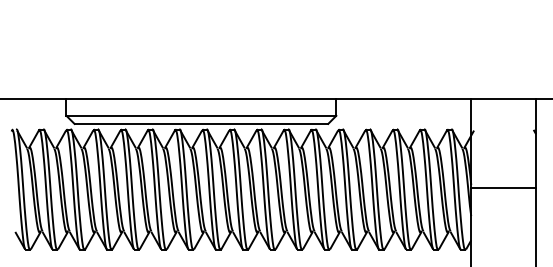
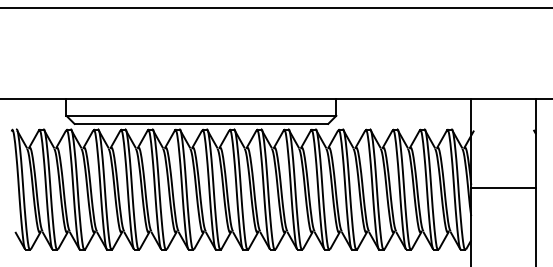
line: none -> present (275, 8)
